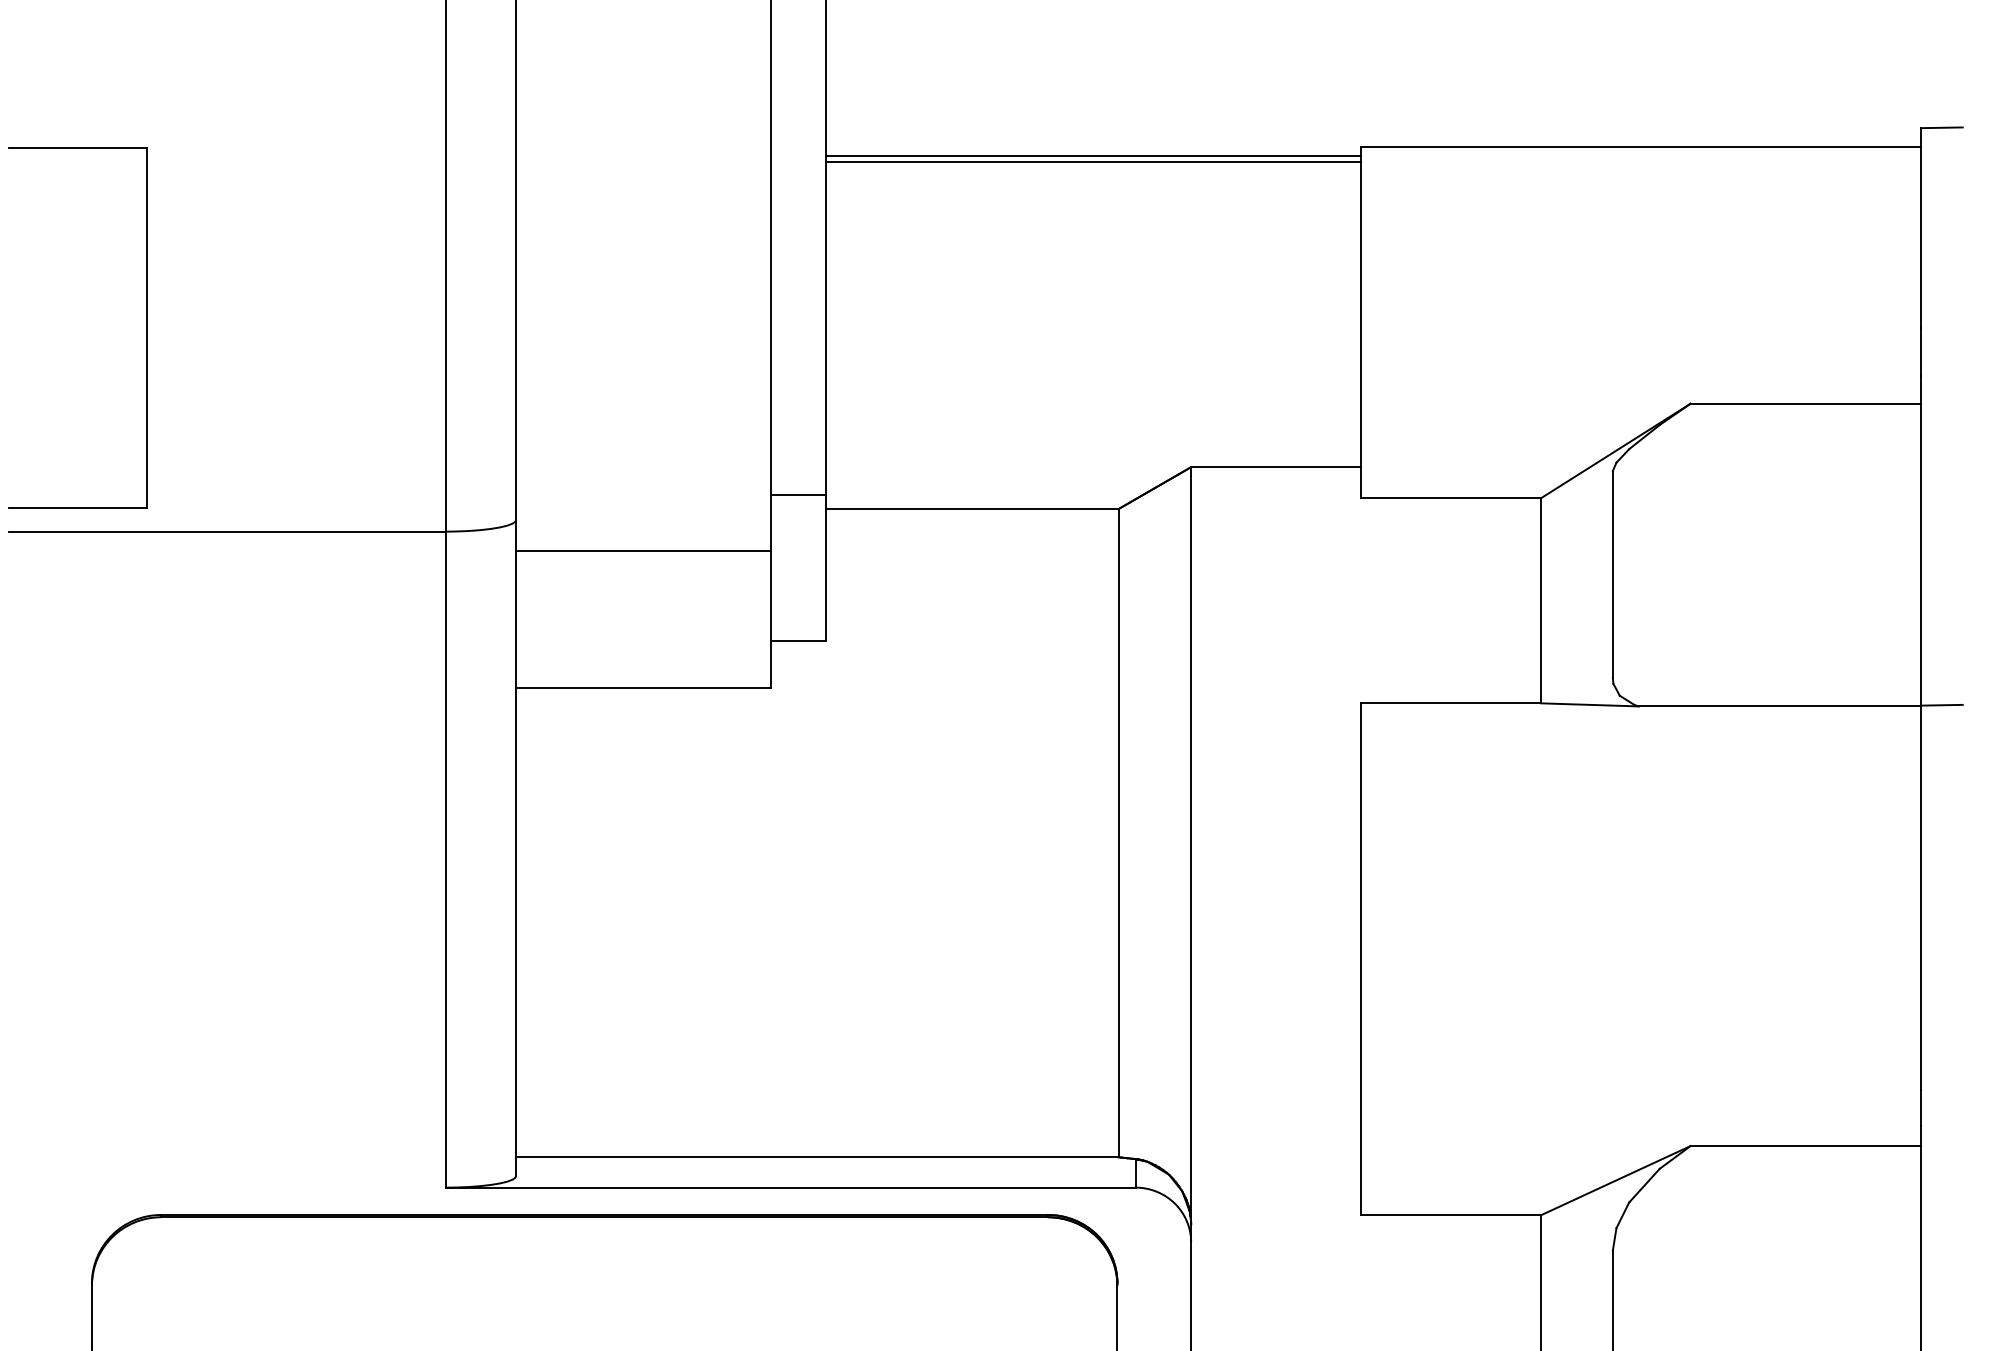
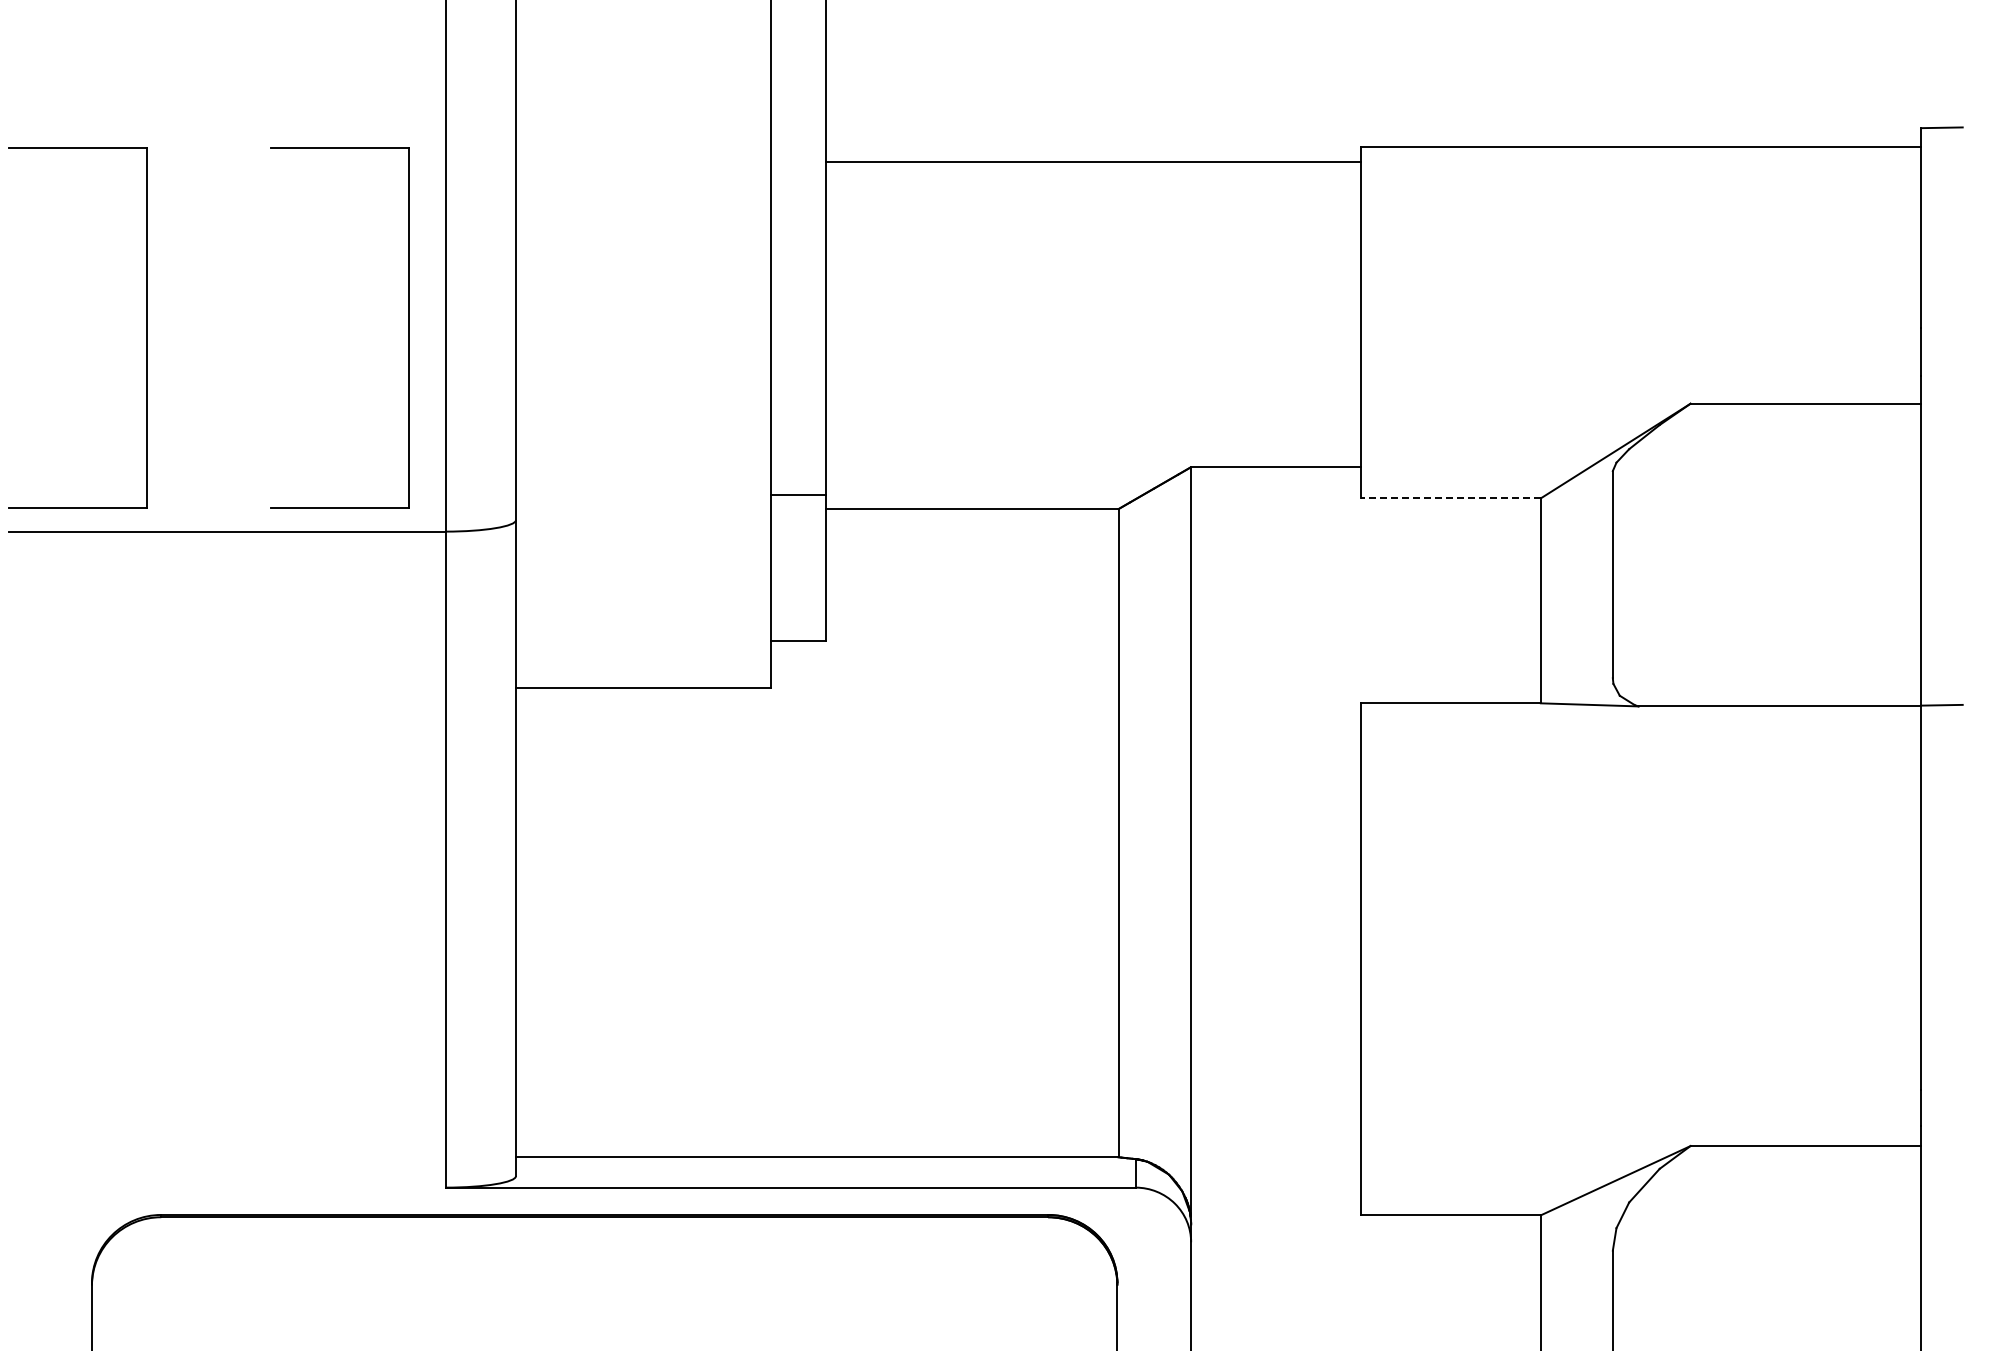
line: present -> none (1093, 155)
part: none -> present (408, 327)
line: solid -> dashed (1451, 498)
line: present -> none (643, 550)
